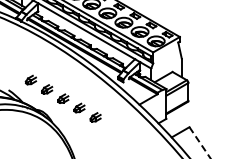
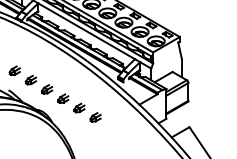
part: none -> present (14, 70)
line: dashed -> solid (200, 142)
